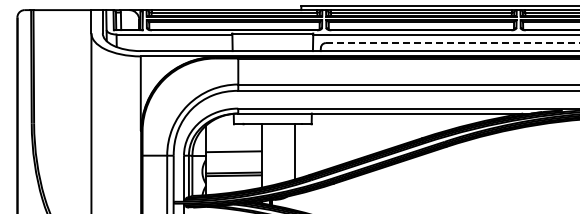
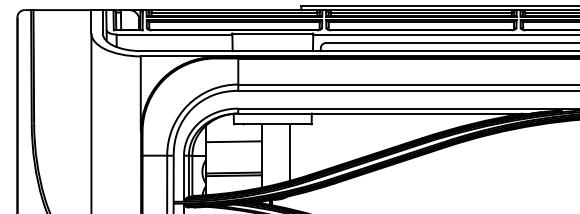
line: dashed -> solid (452, 43)
line position: (233, 151) -> (233, 141) (233, 141)
line position: (295, 151) -> (290, 151) (290, 151)
